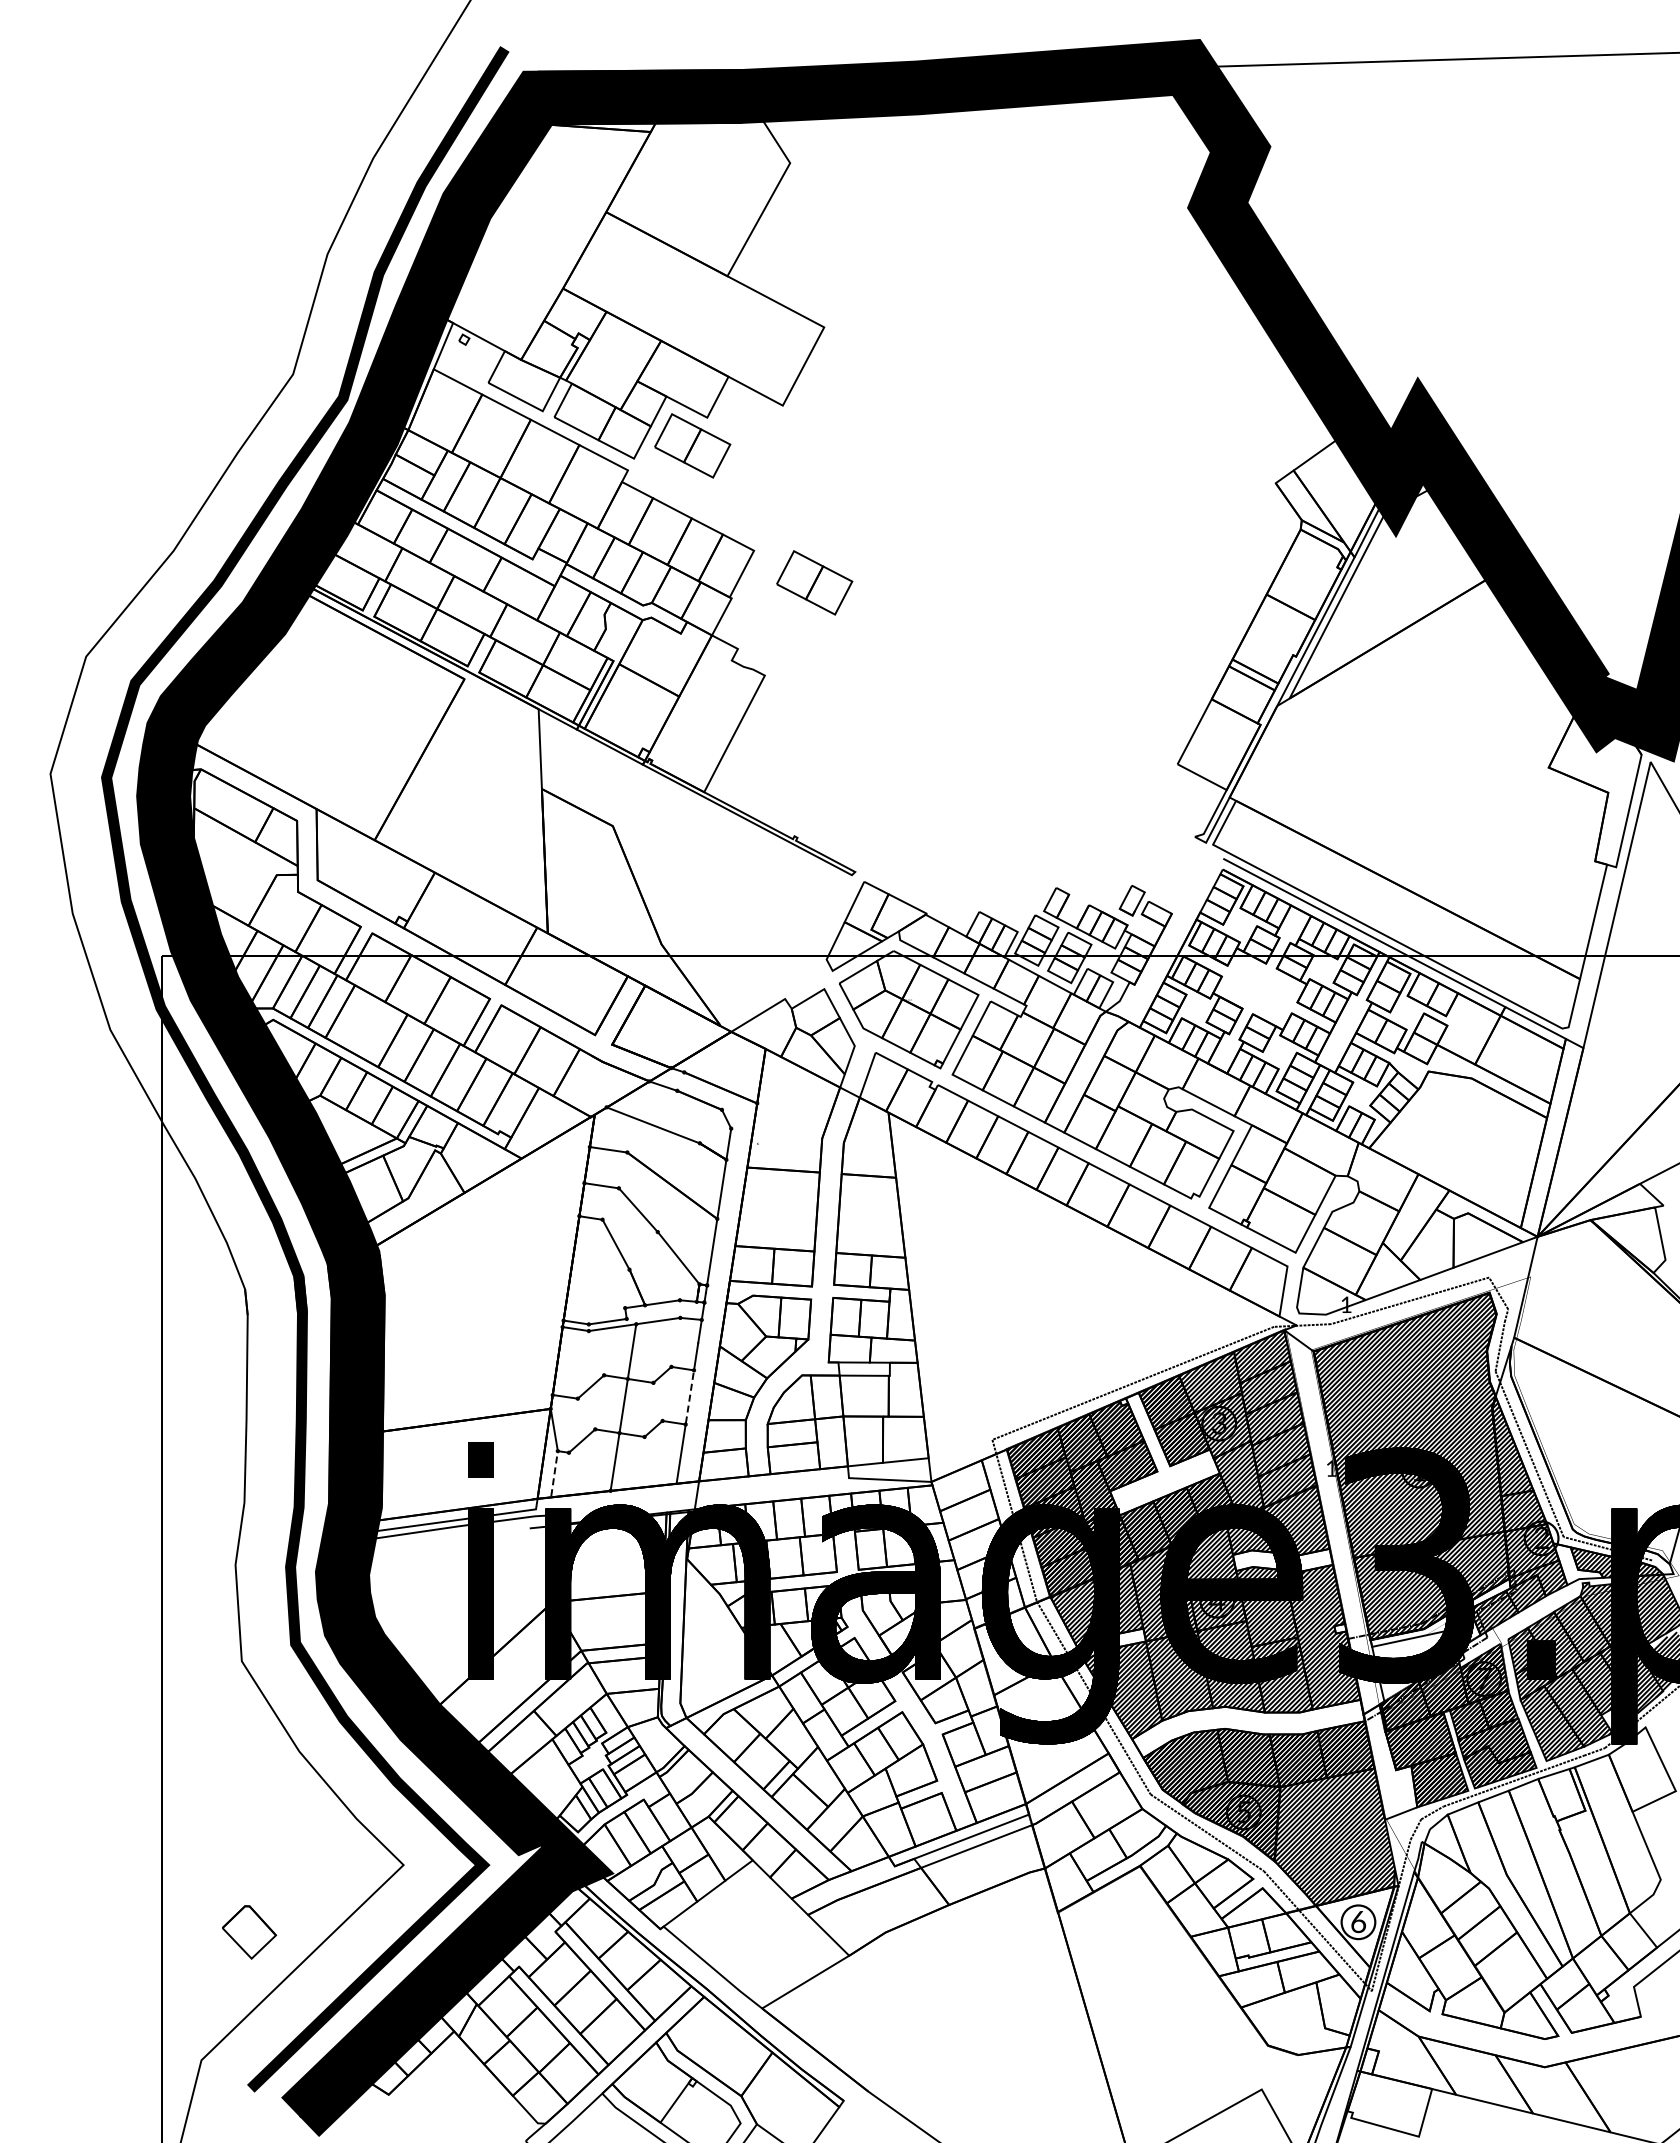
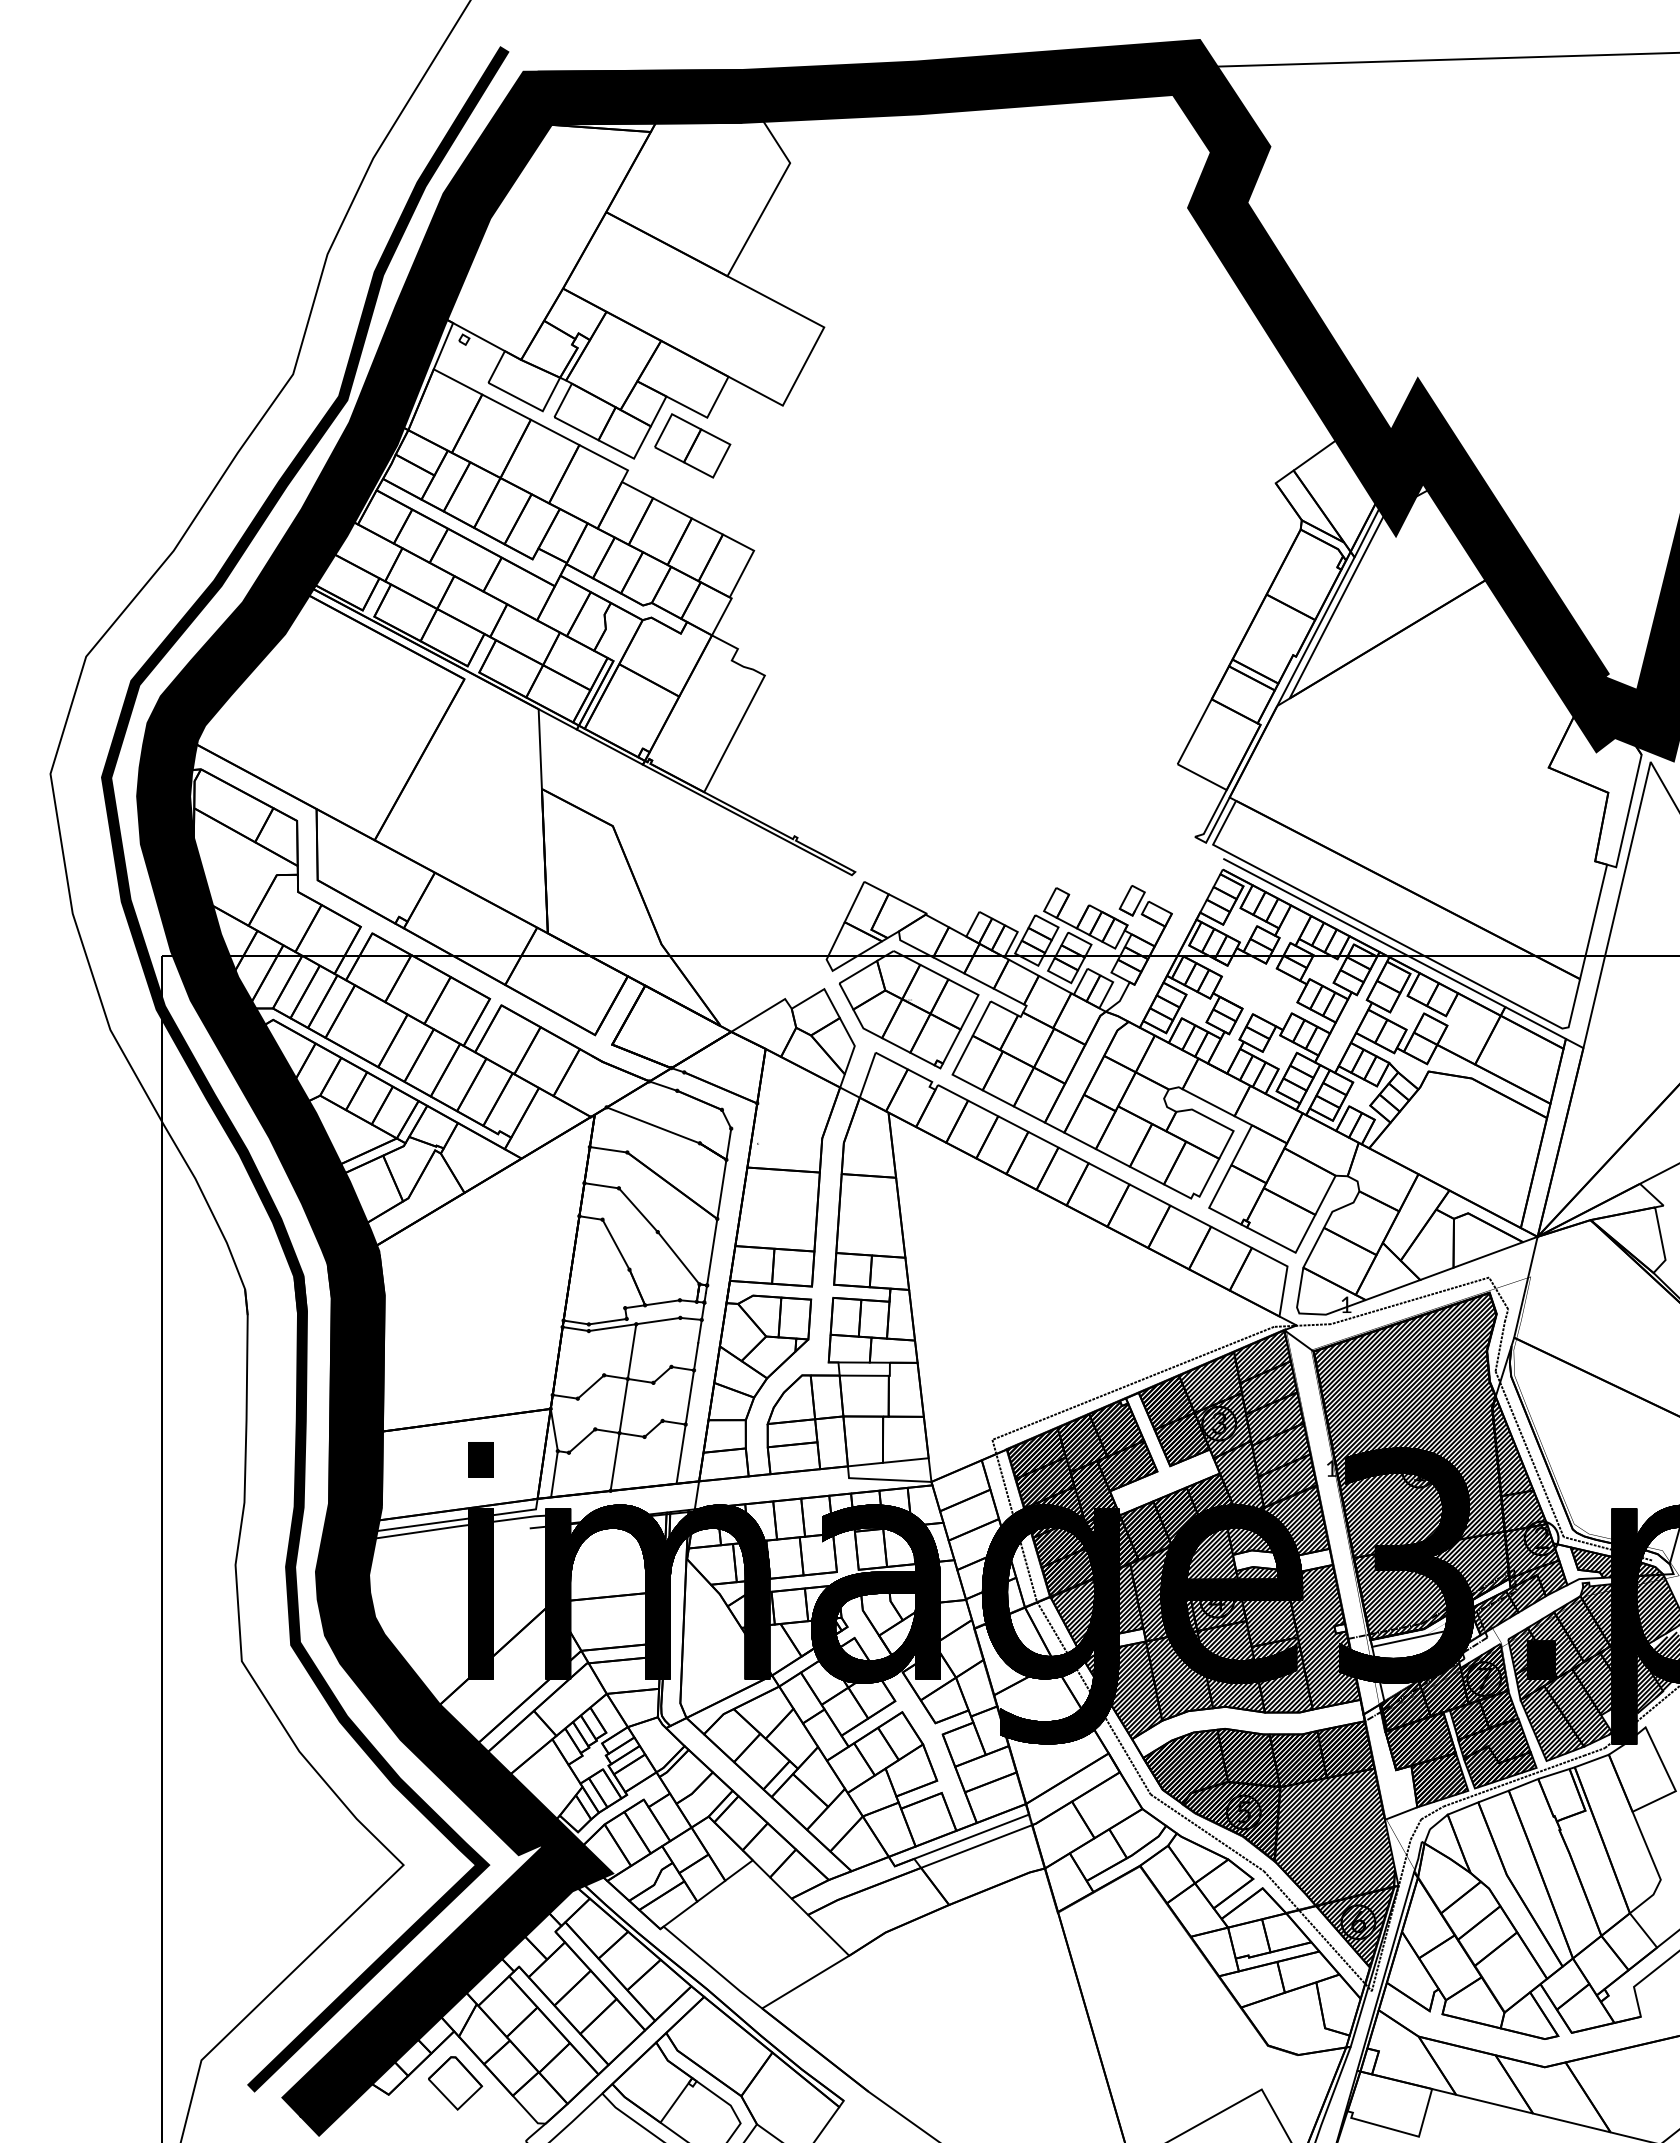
part: present -> none (814, 582)
line: dashed -> solid (689, 1396)
line: dashed -> solid (554, 1473)
hatch: none -> present (1354, 1926)
part position: (249, 1932) -> (455, 2083) (455, 2083)
